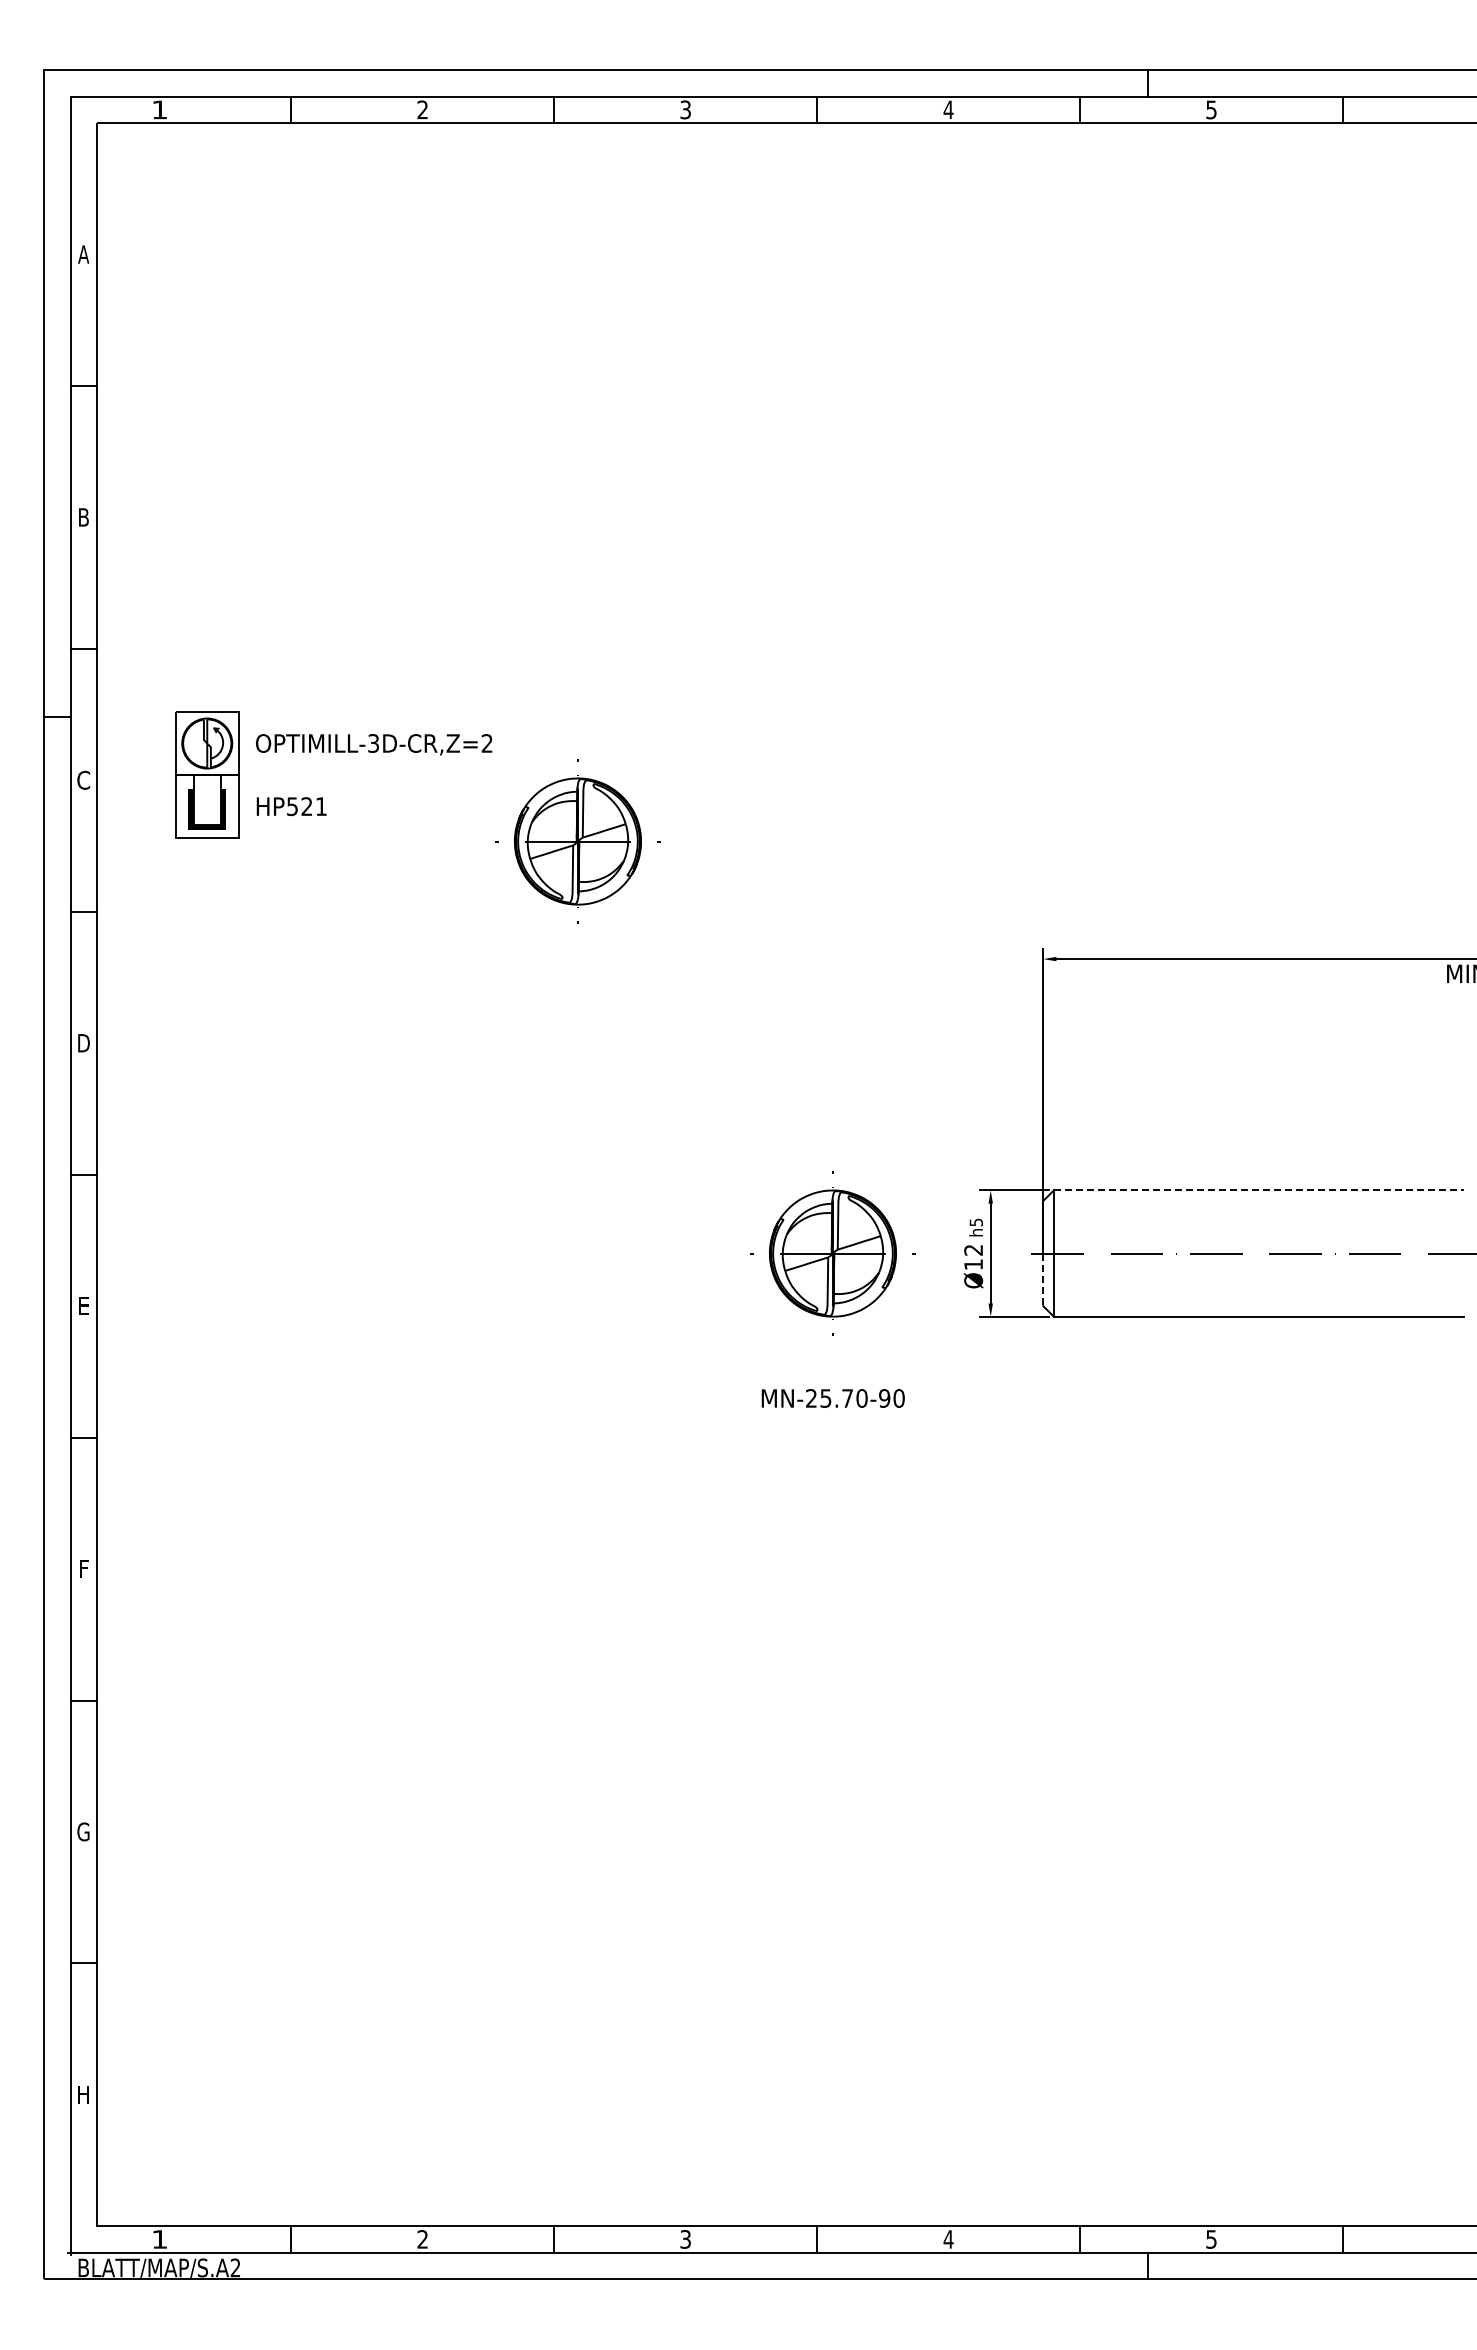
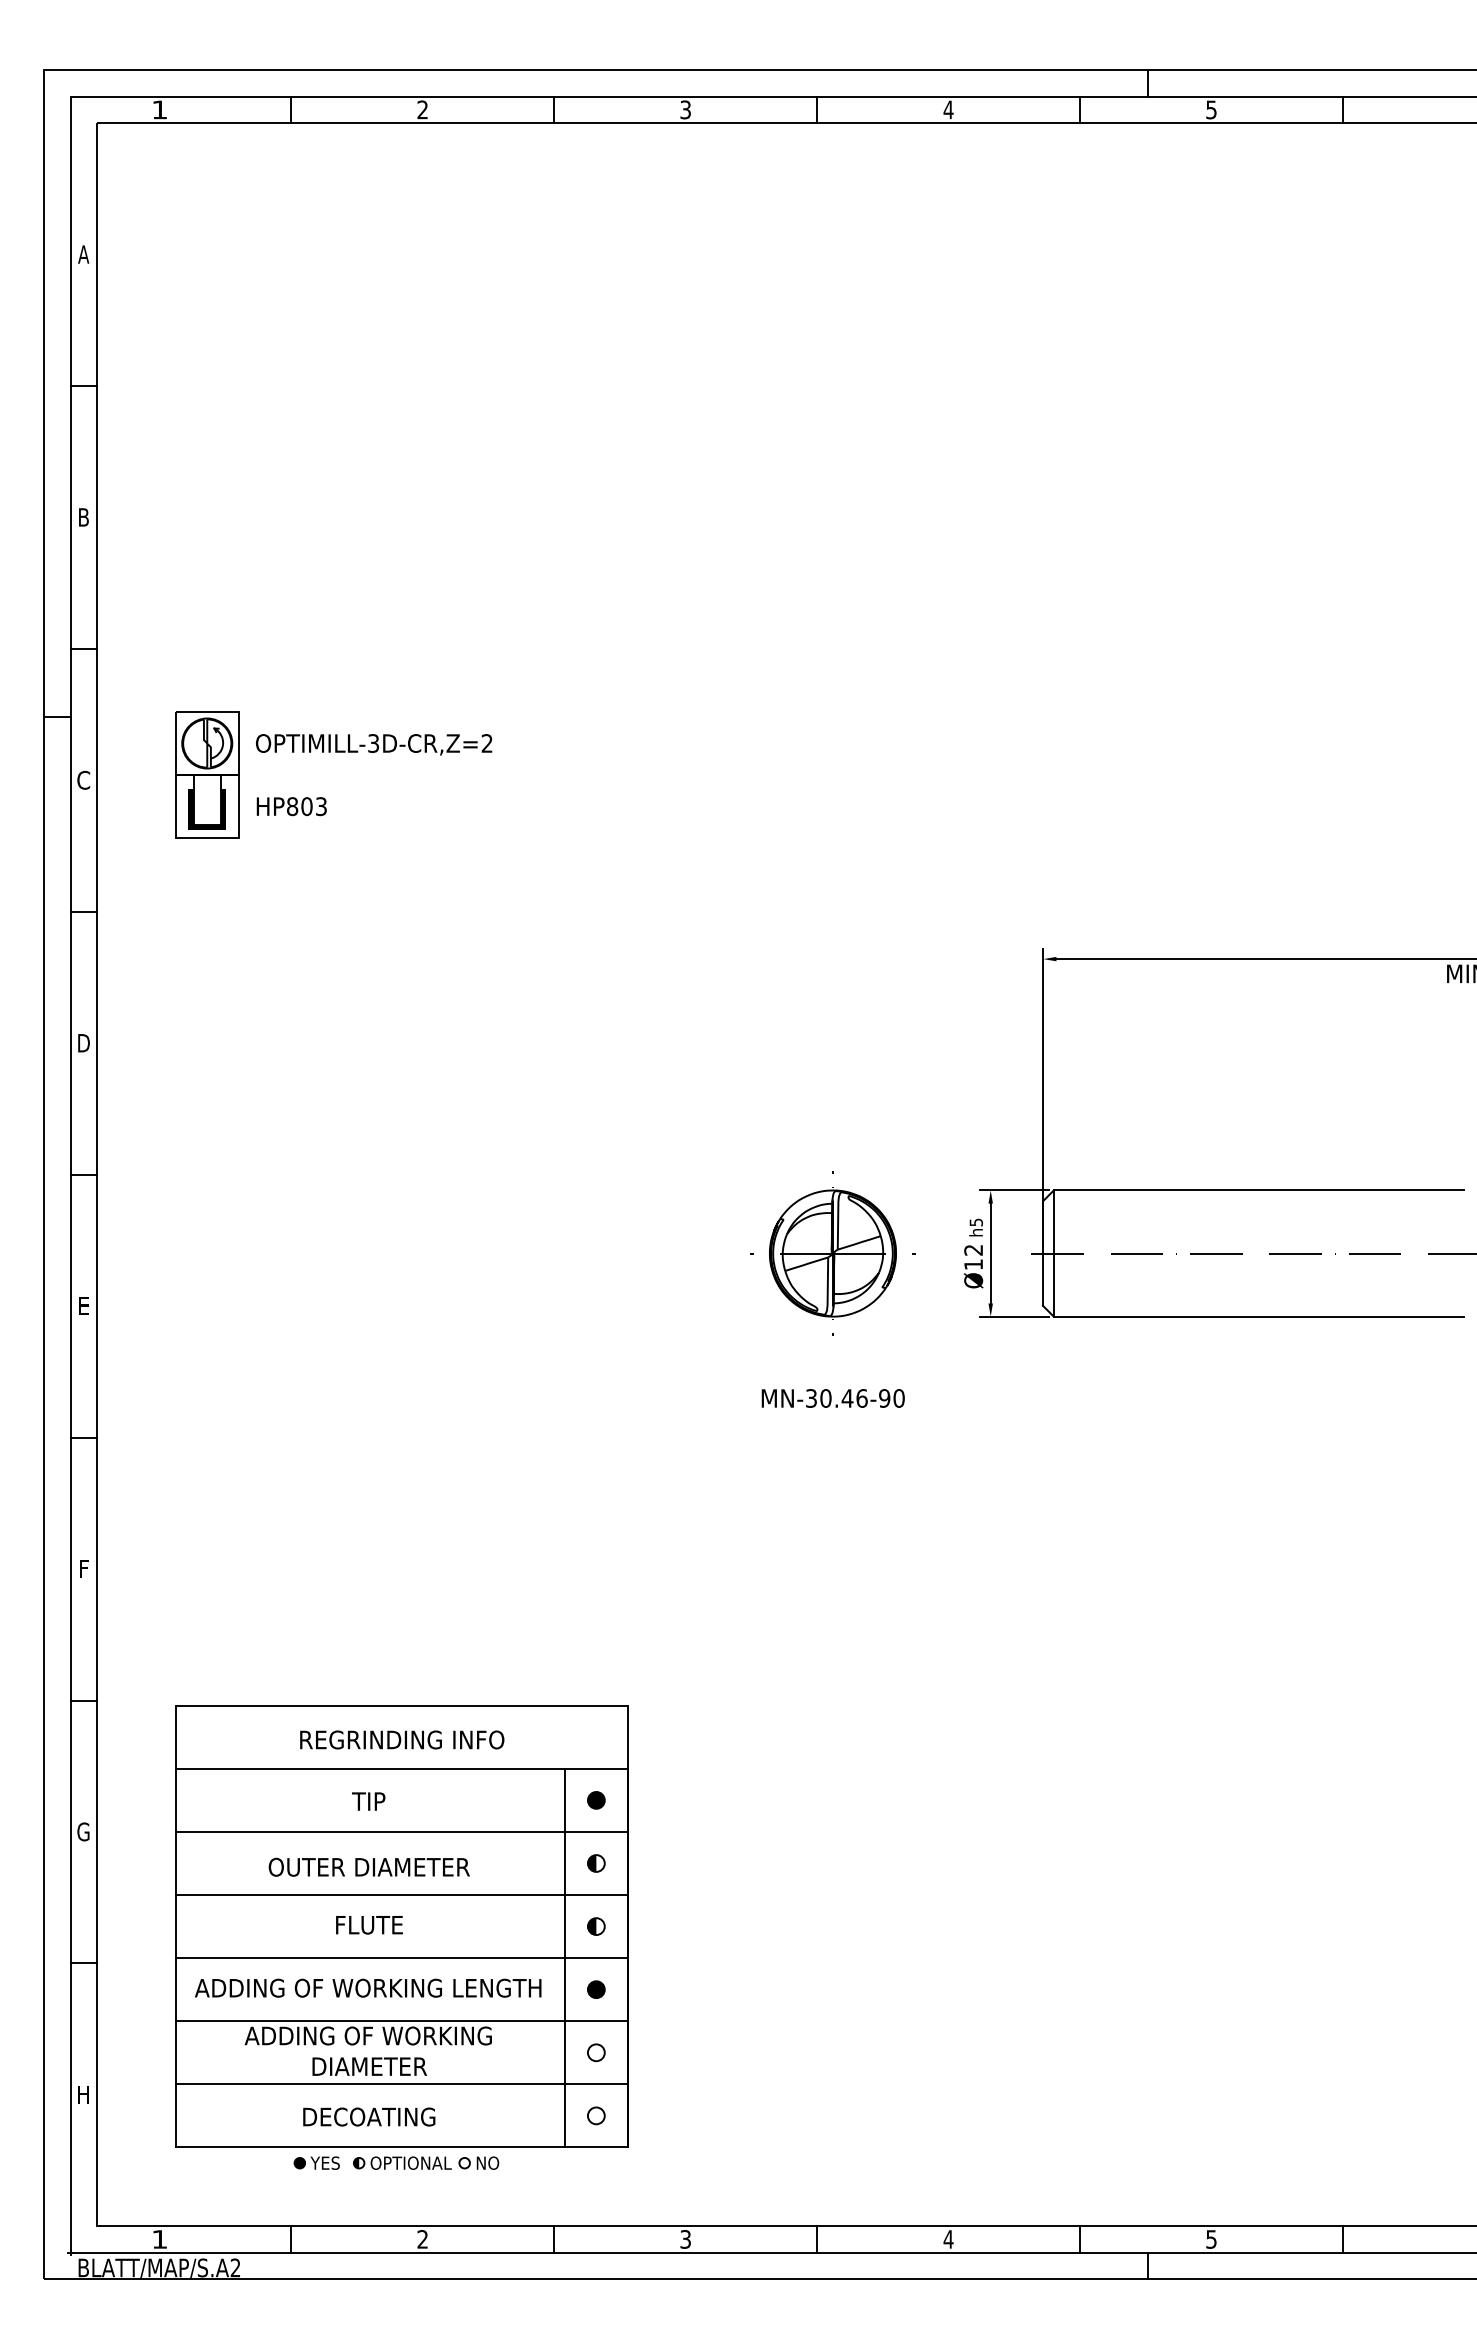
text: HP521 -> HP803 (306, 806)
part: present -> none (577, 841)
line: dashed -> solid (1259, 1190)
line: dashed -> solid (1043, 1280)
text: MN-25.70-90 -> MN-30.46-90 (836, 1398)
part: none -> present (401, 1937)
